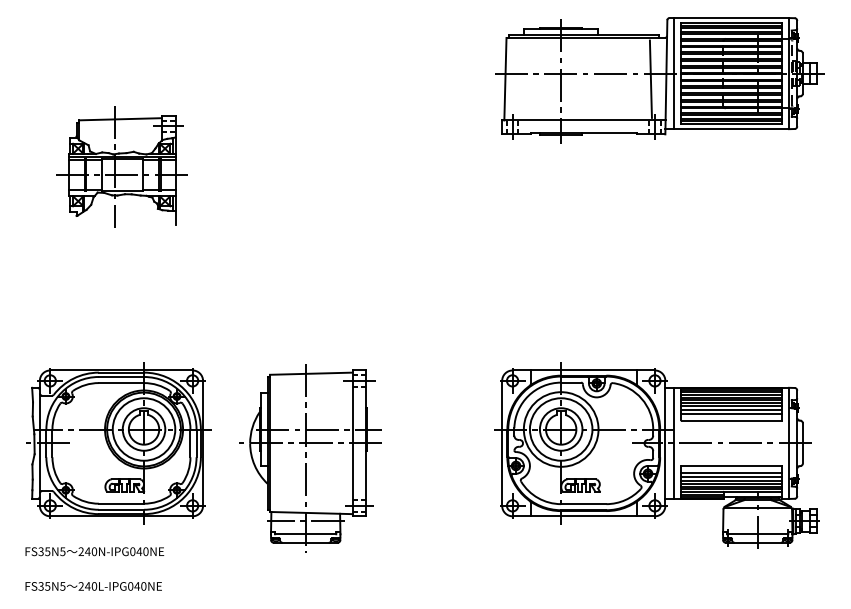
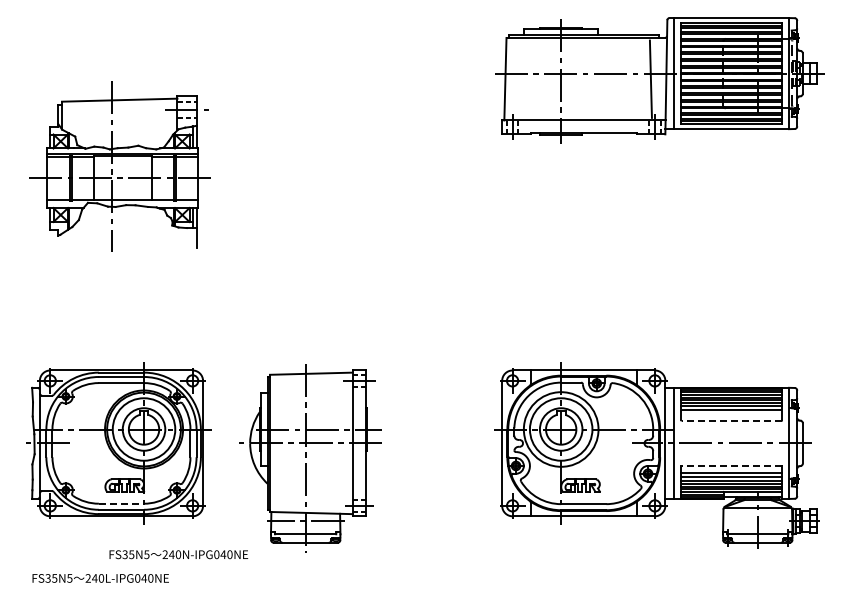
part size: 132x122 px -> 182x171 px (119, 166)
line: present -> none (731, 413)
line: solid -> dashed (731, 420)
line: solid -> dashed (731, 465)
line: solid -> dashed (121, 503)
text position: (94, 551) -> (178, 554) (178, 554)
text position: (93, 586) -> (100, 578) (100, 578)
